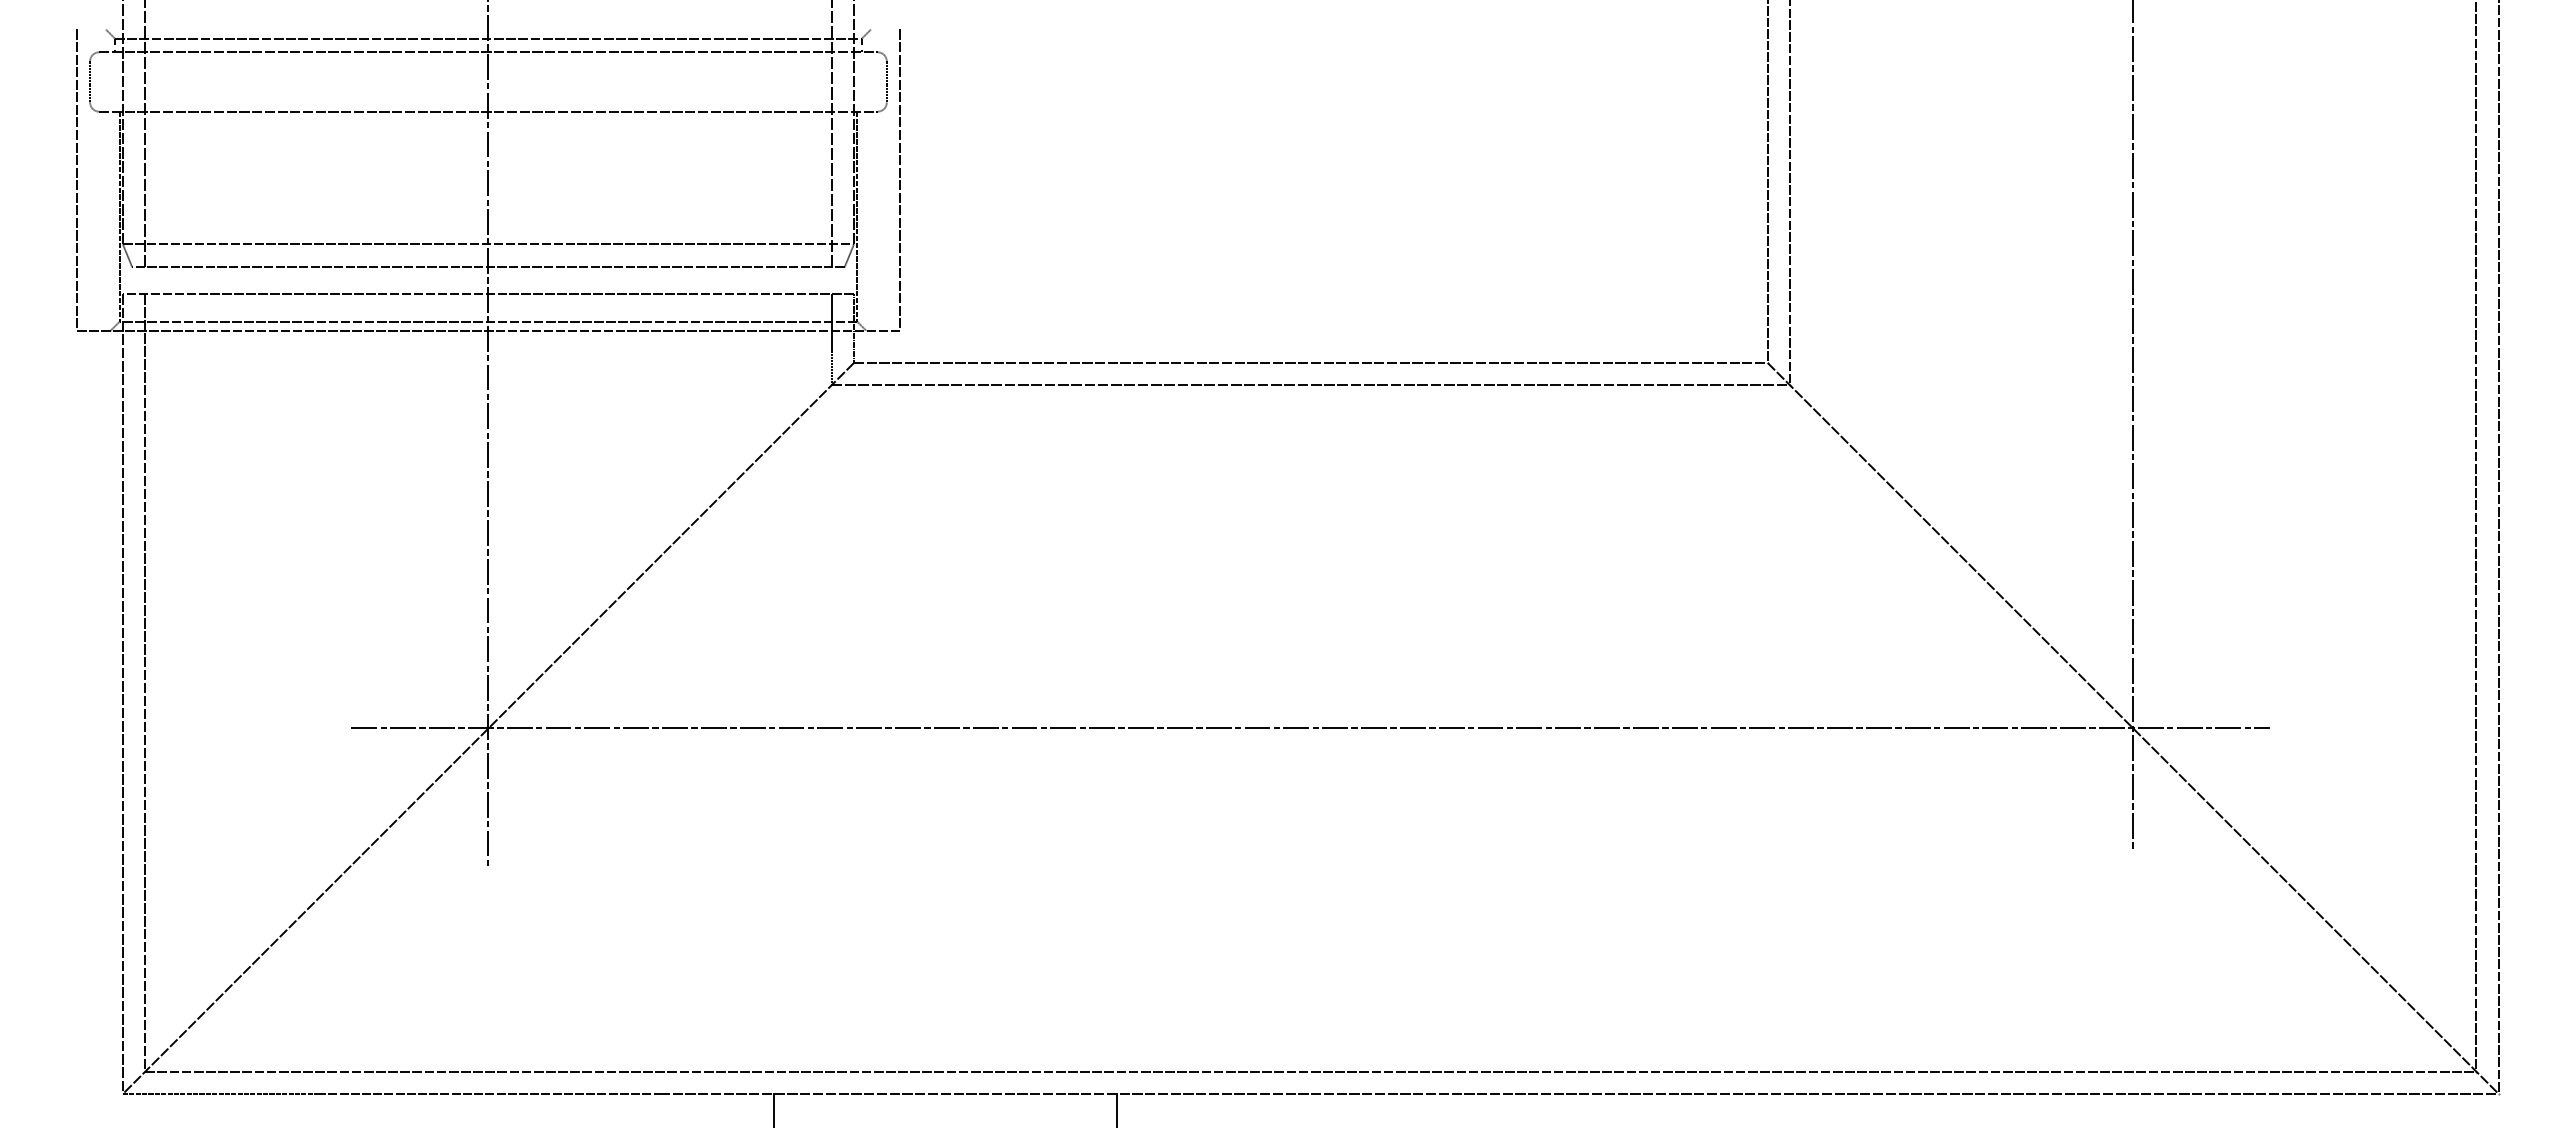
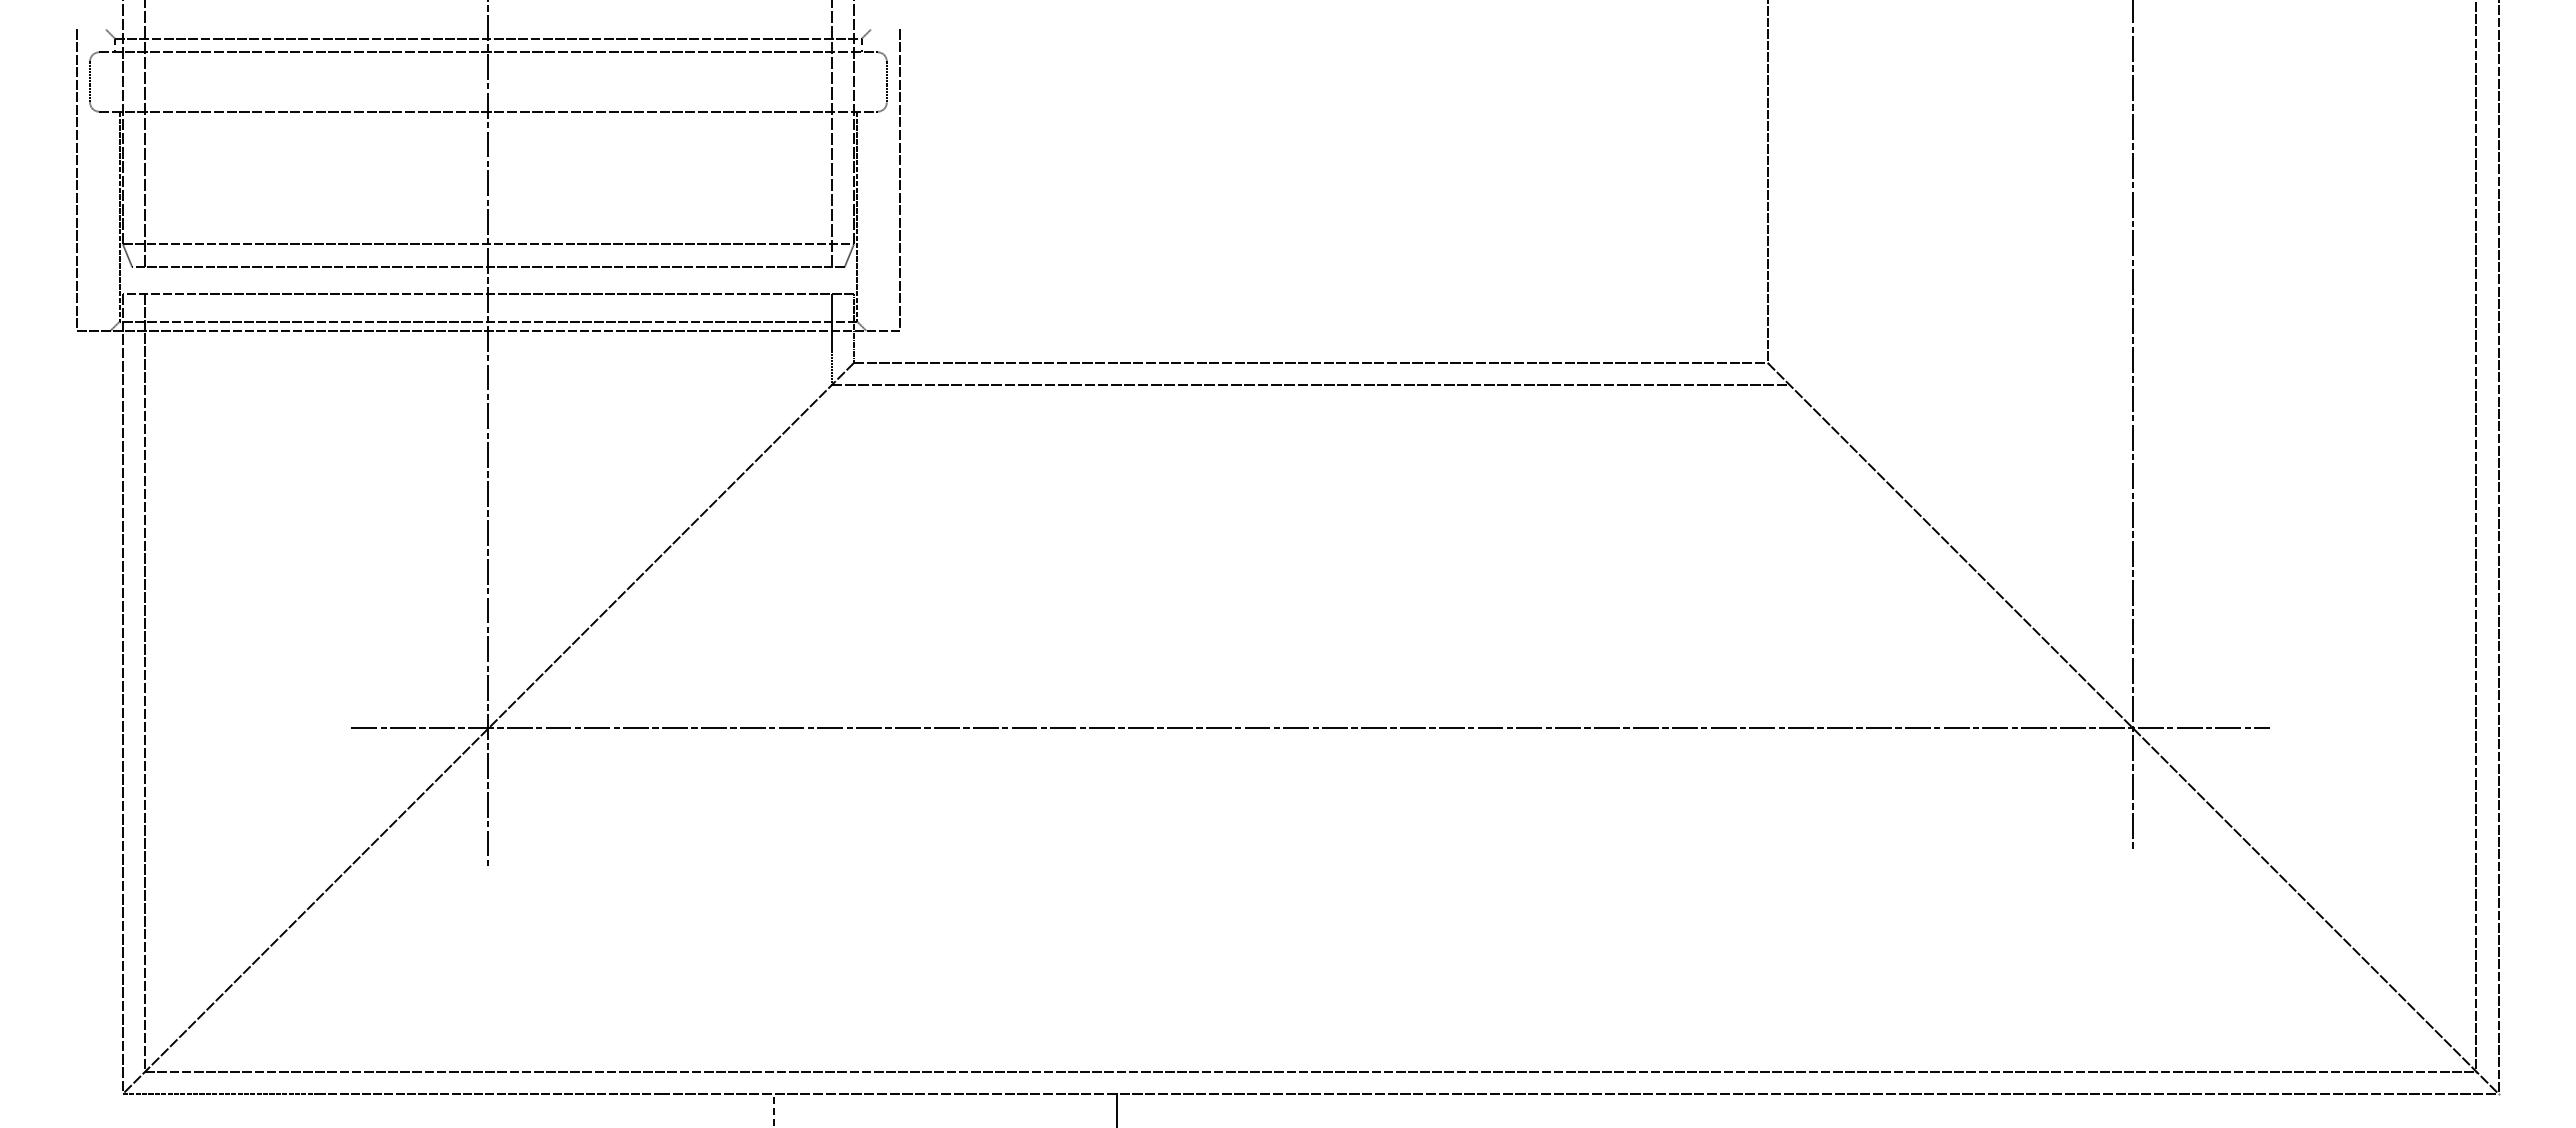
line: present -> none (1790, 193)
line: solid -> dashed (774, 1110)
